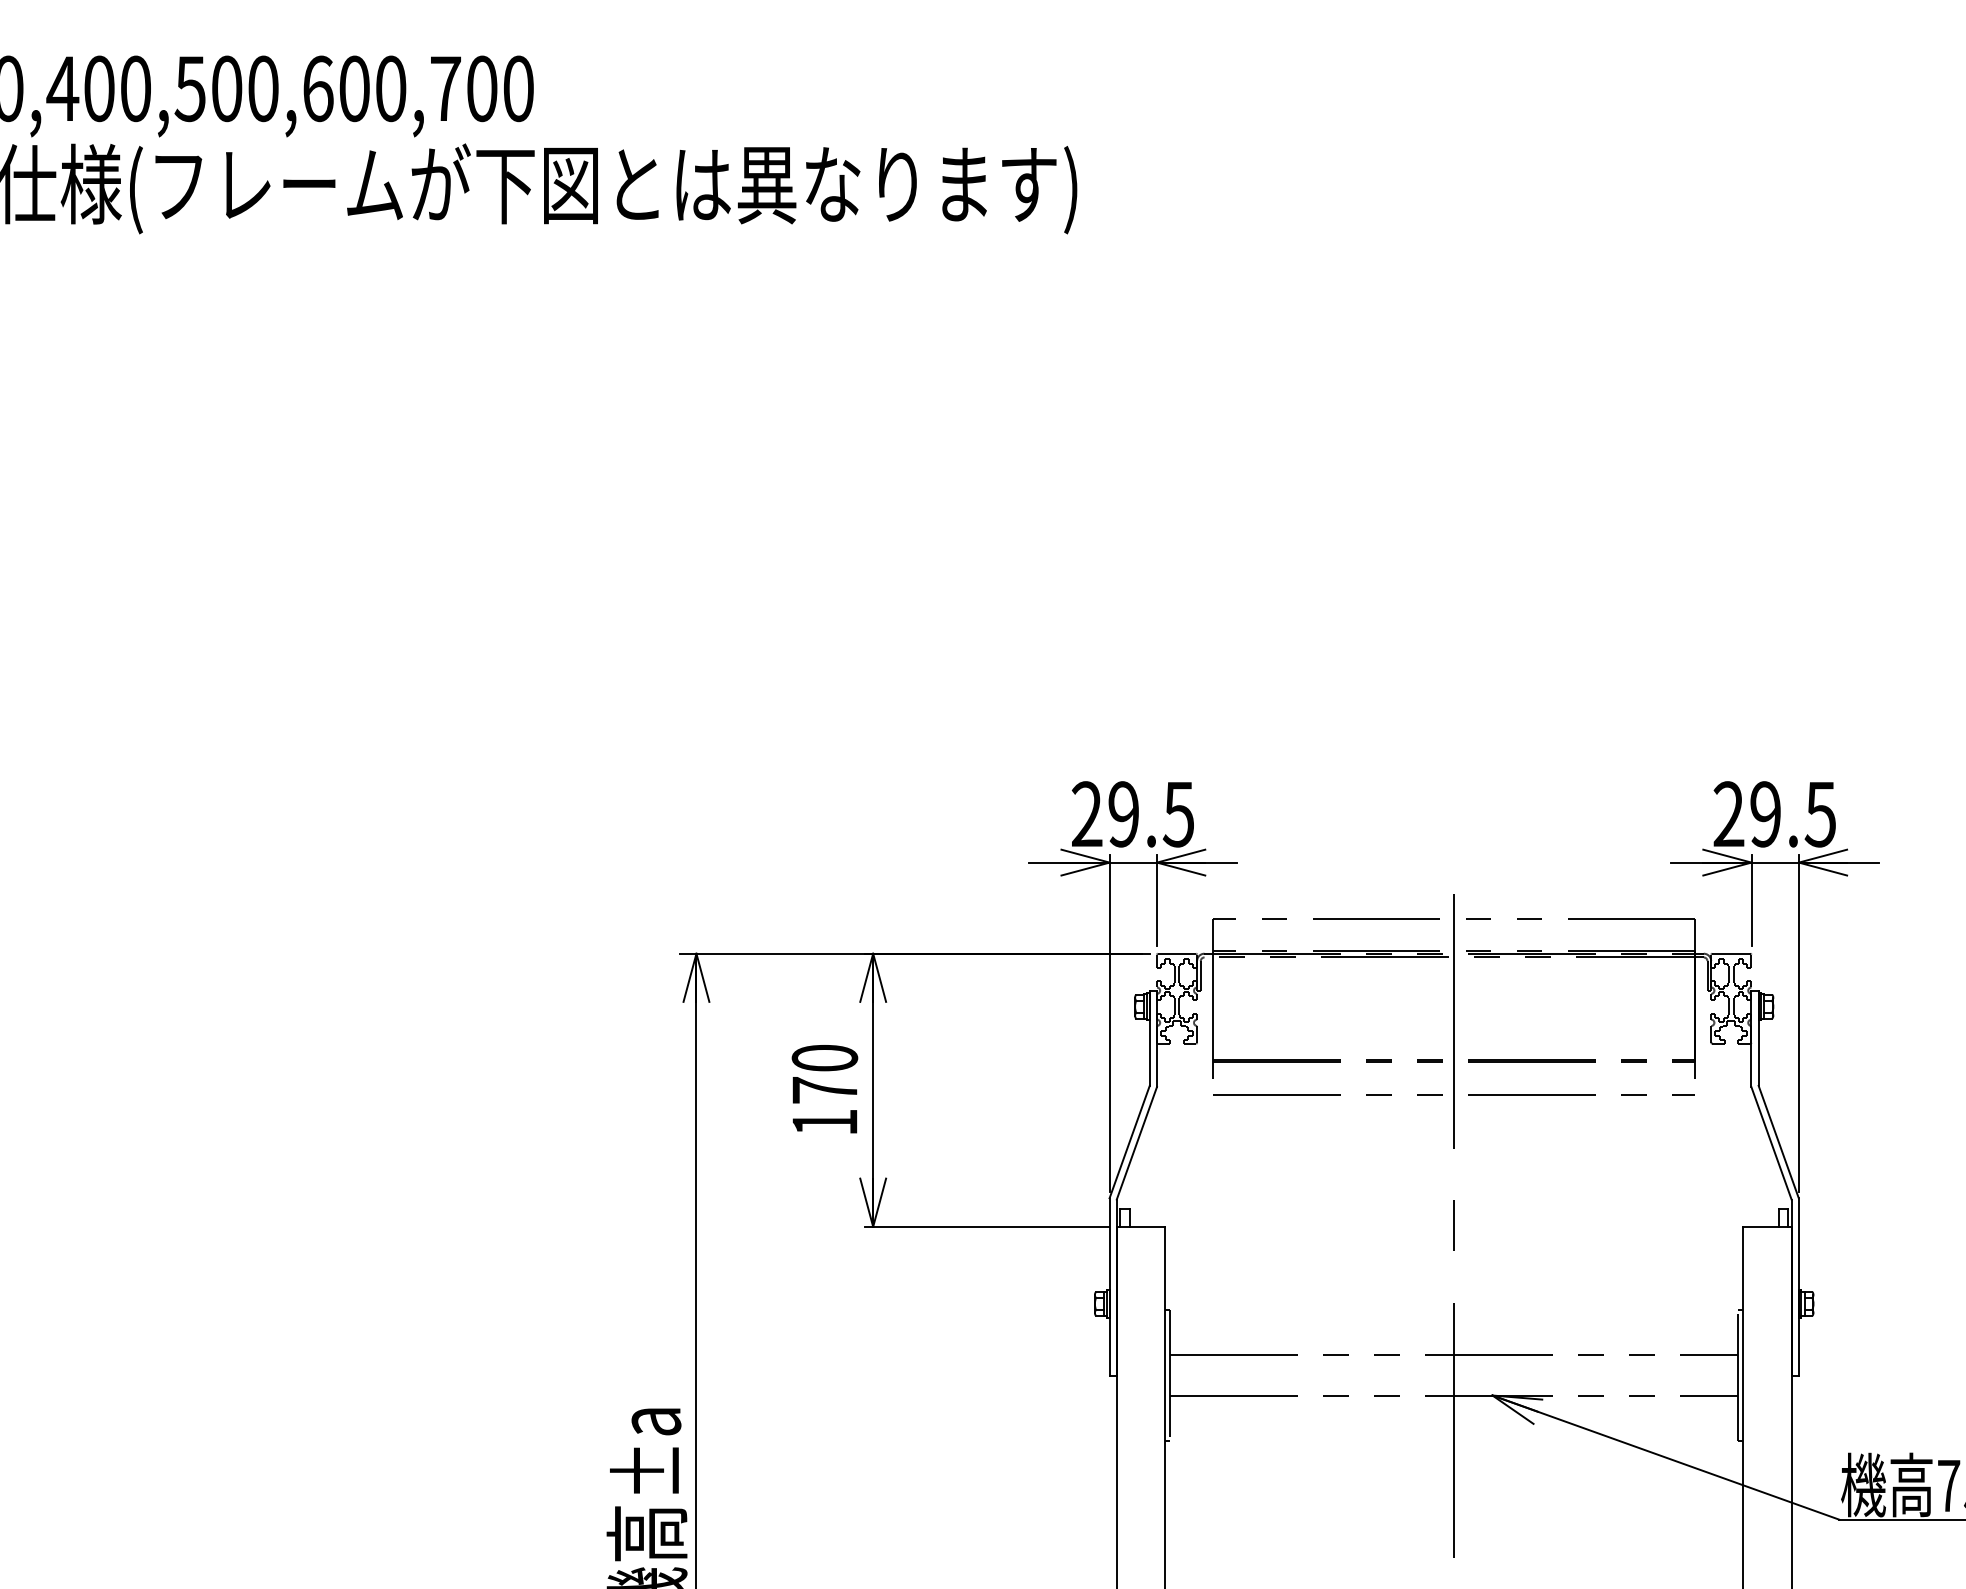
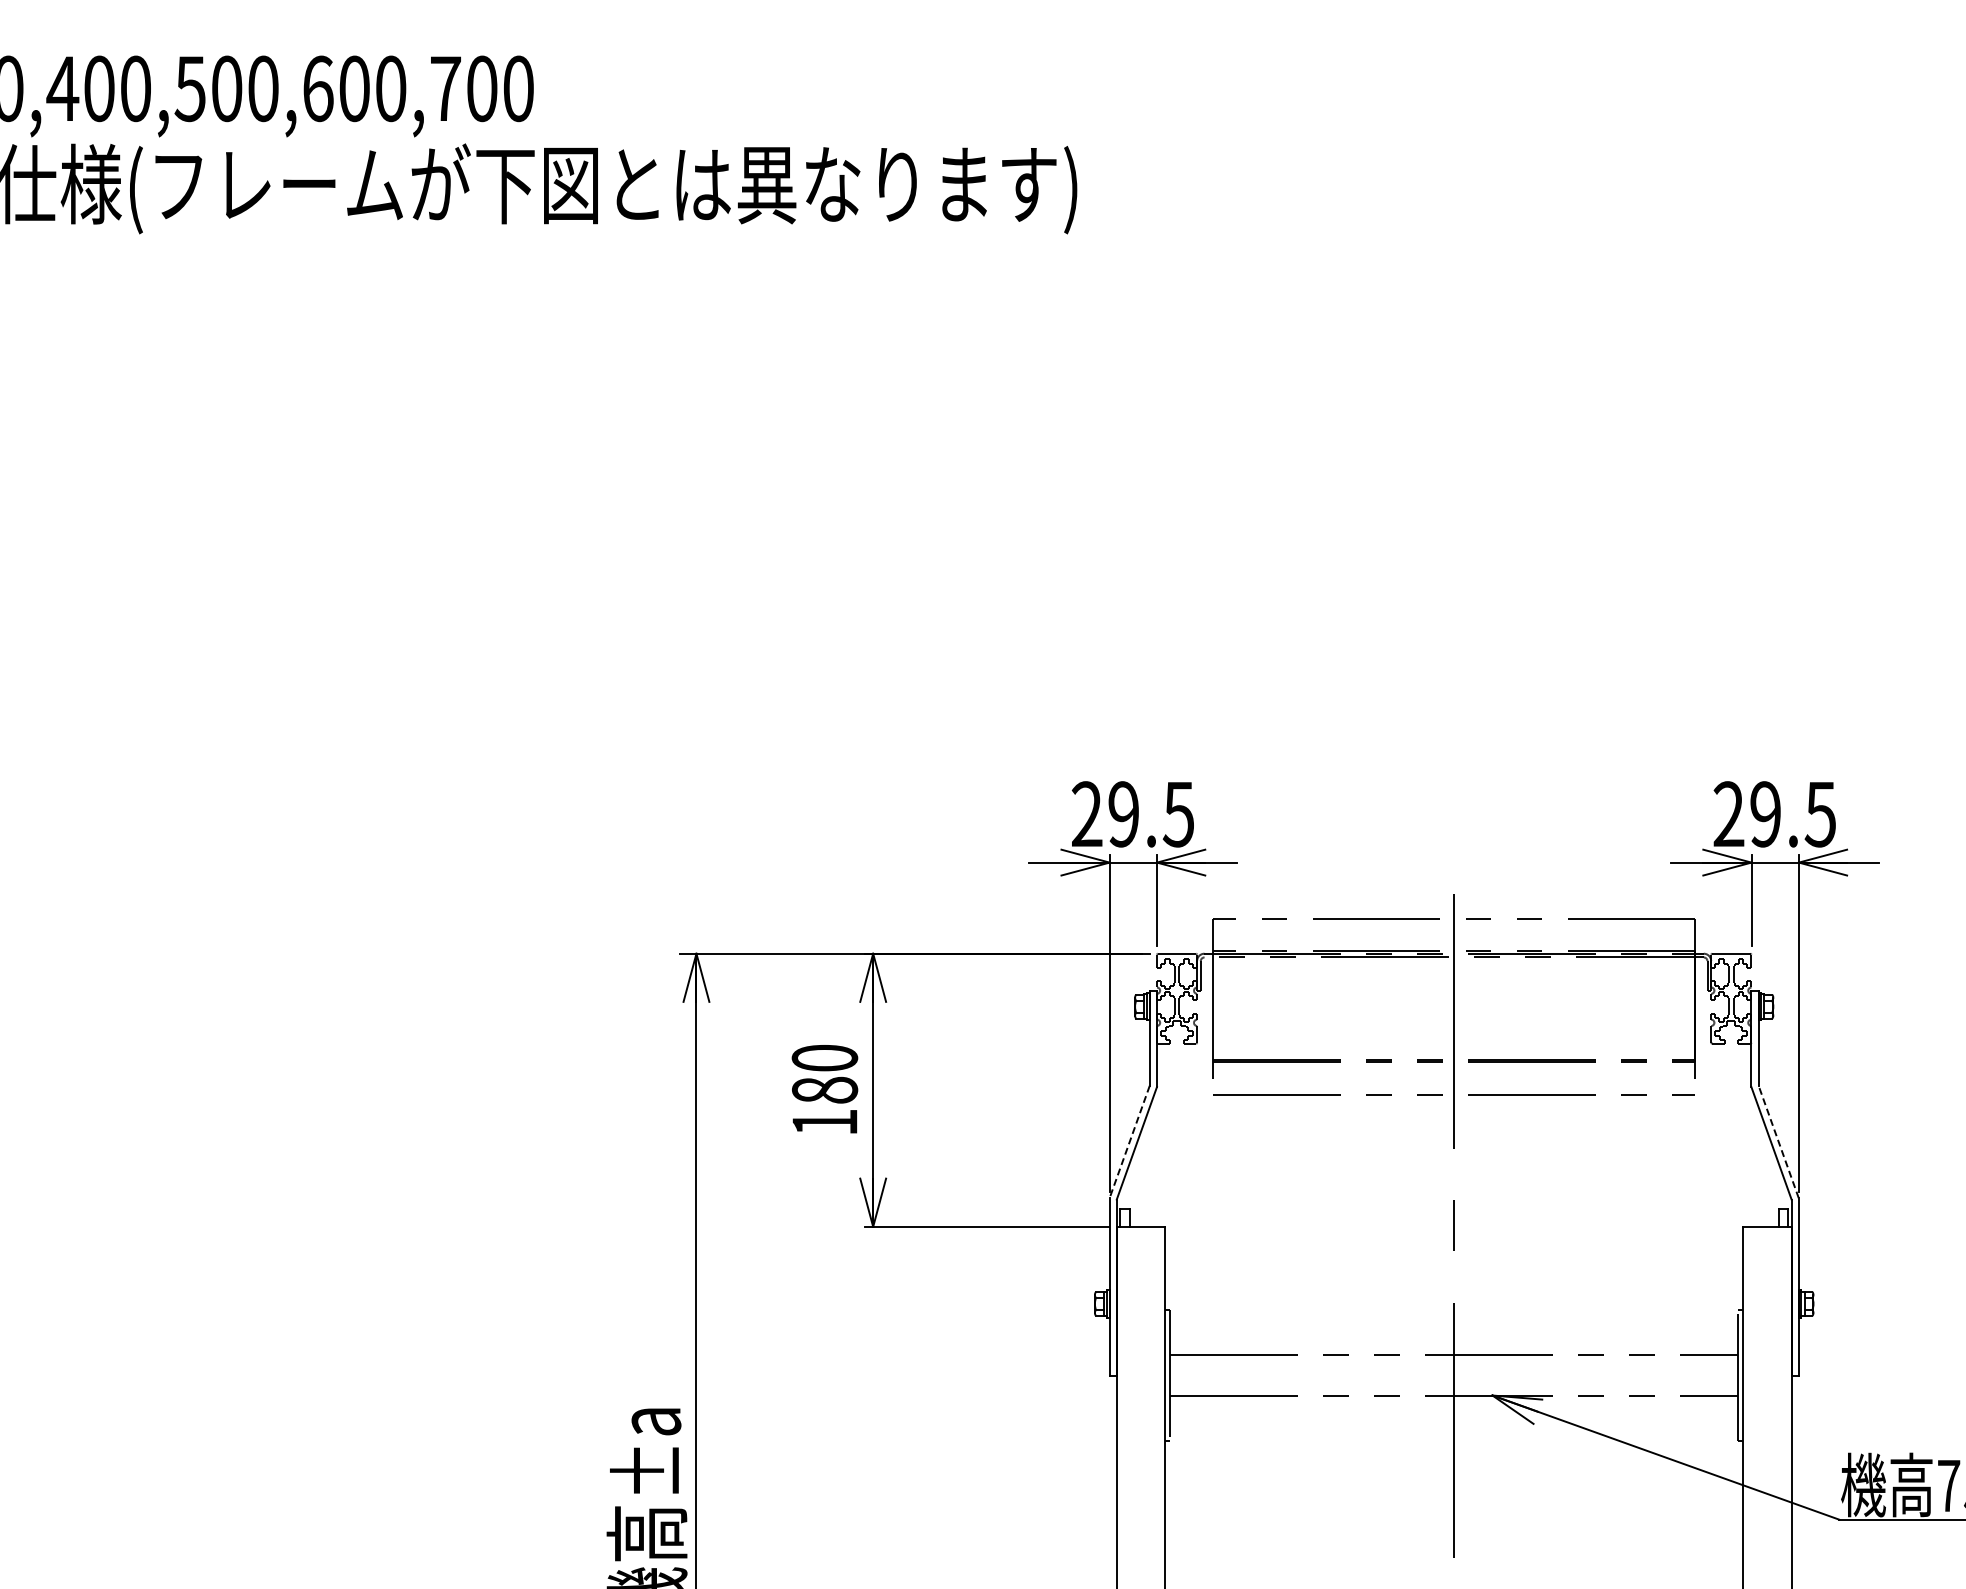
text: 170 -> 180 (825, 1089)
line: solid -> dashed (1129, 1142)
line: solid -> dashed (1778, 1142)
